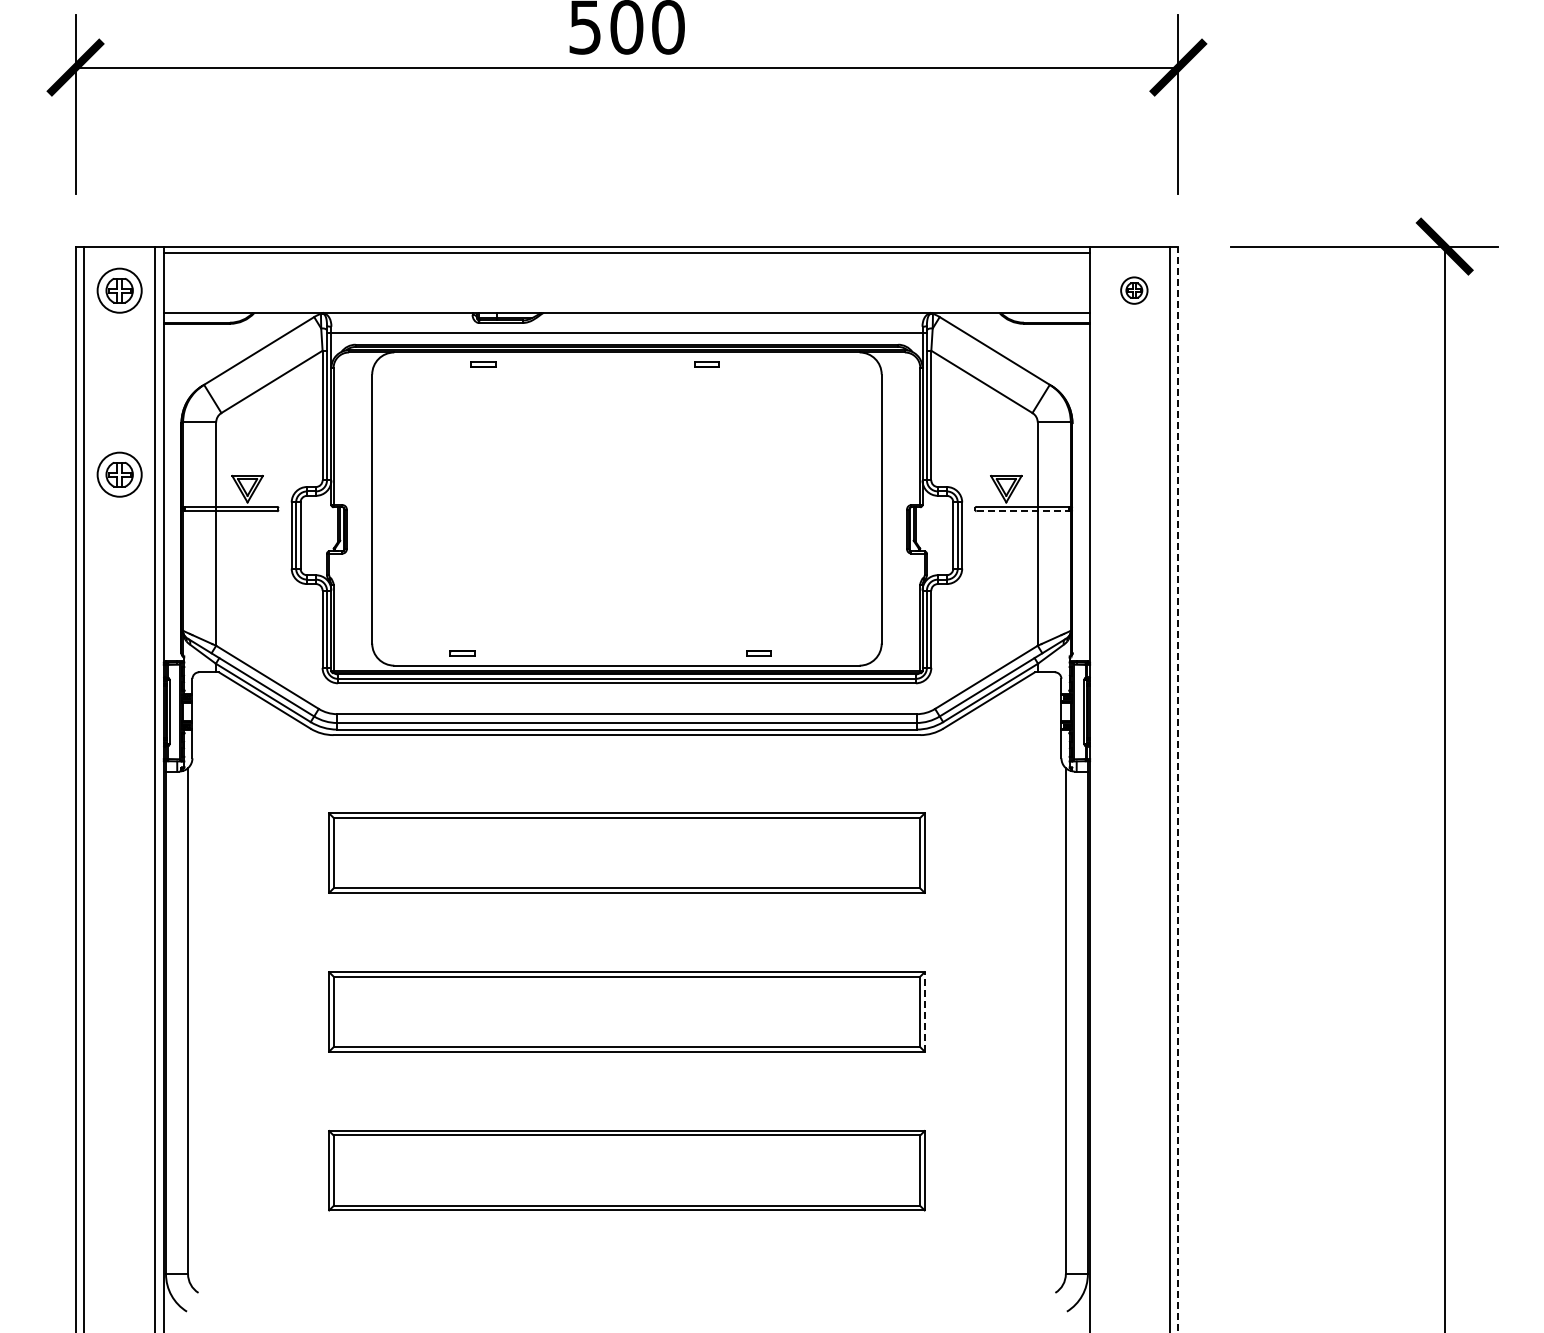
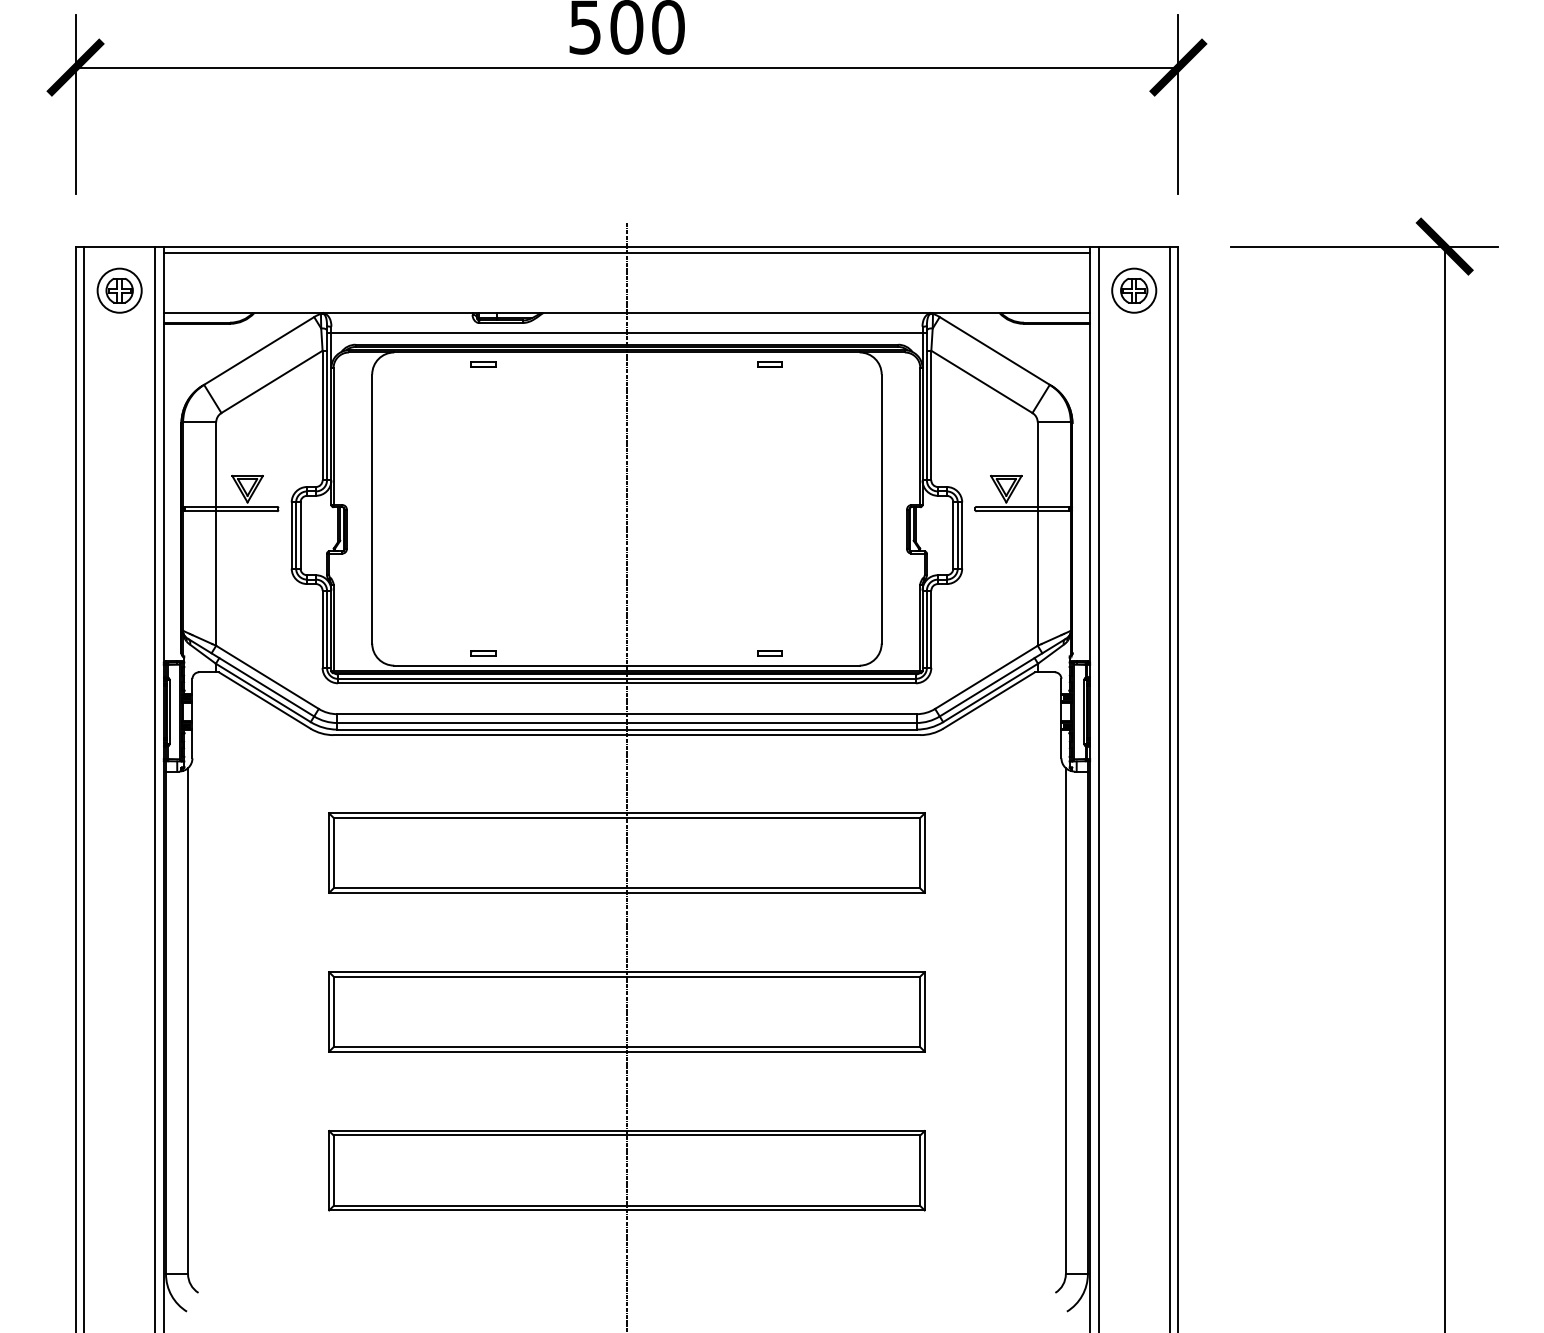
part size: 29x29 px -> 47x47 px (1134, 290)
part position: (706, 364) -> (769, 364) (769, 364)
part: present -> none (119, 474)
line: dashed -> solid (1024, 511)
part position: (462, 653) -> (483, 653) (483, 653)
part position: (758, 653) -> (769, 653) (769, 653)
line: none -> present (626, 776)
line: none -> present (1098, 787)
line: dashed -> solid (1178, 789)
line: dashed -> solid (924, 1011)
